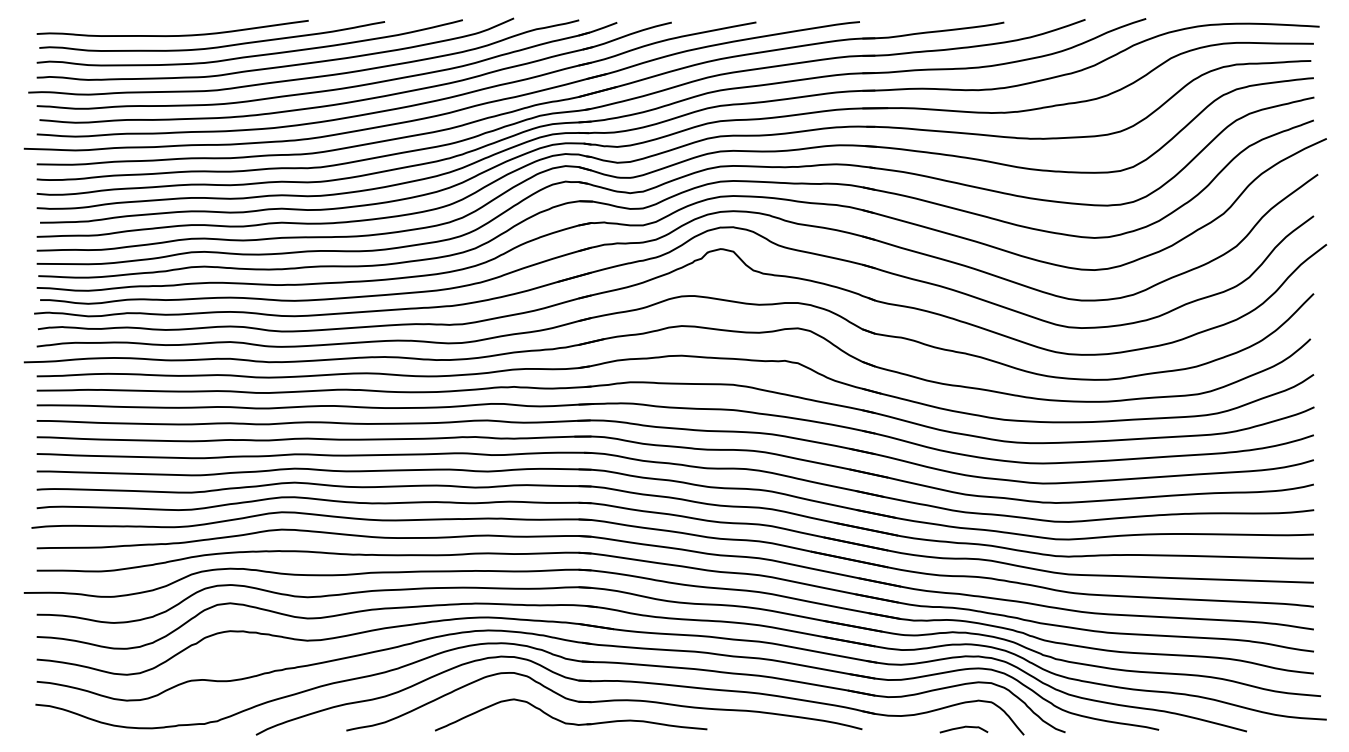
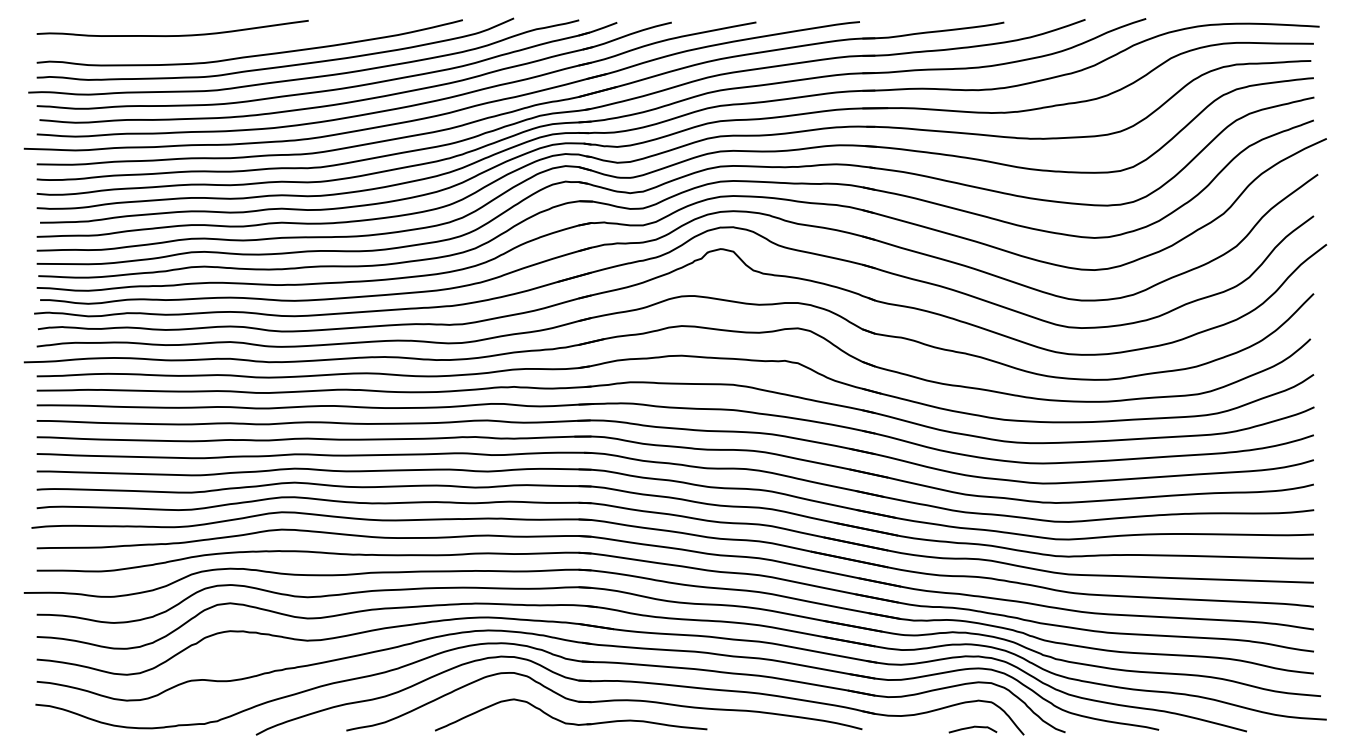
curve: present -> none (214, 46)
curve position: (963, 728) -> (972, 728) (972, 728)
